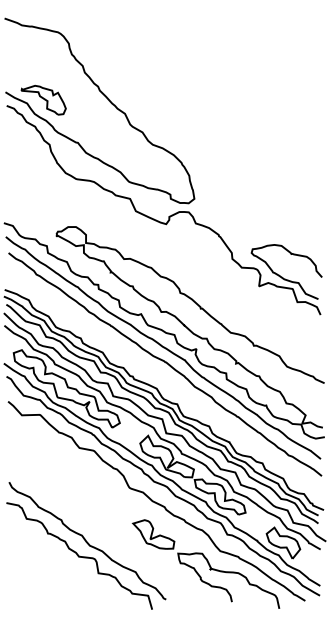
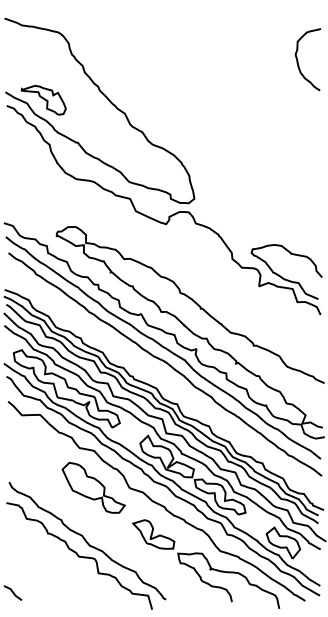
curve: none -> present (298, 60)
part: none -> present (93, 487)
line: none -> present (12, 592)
